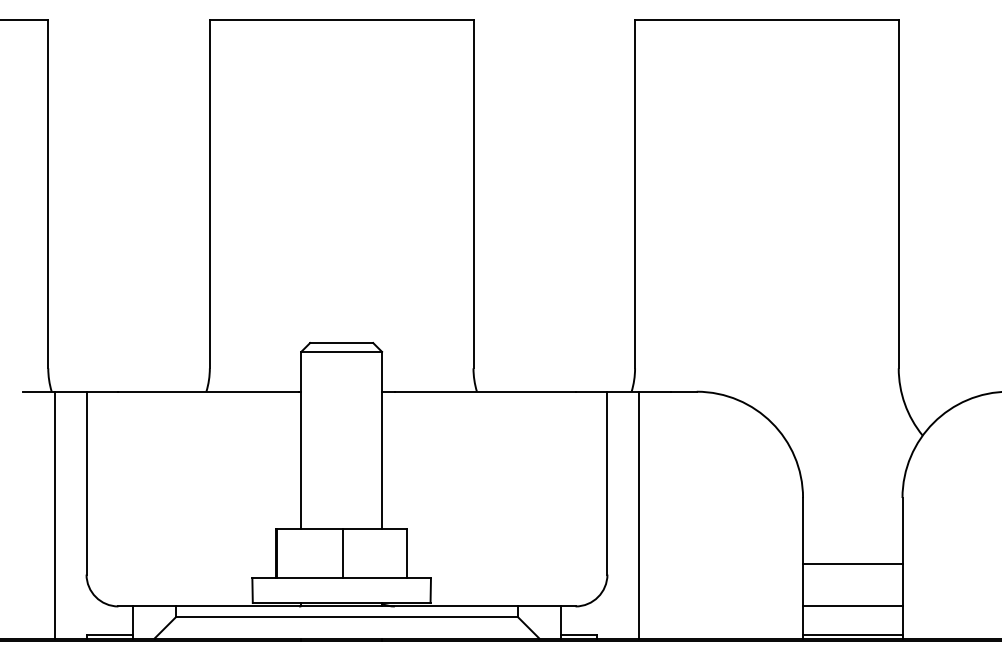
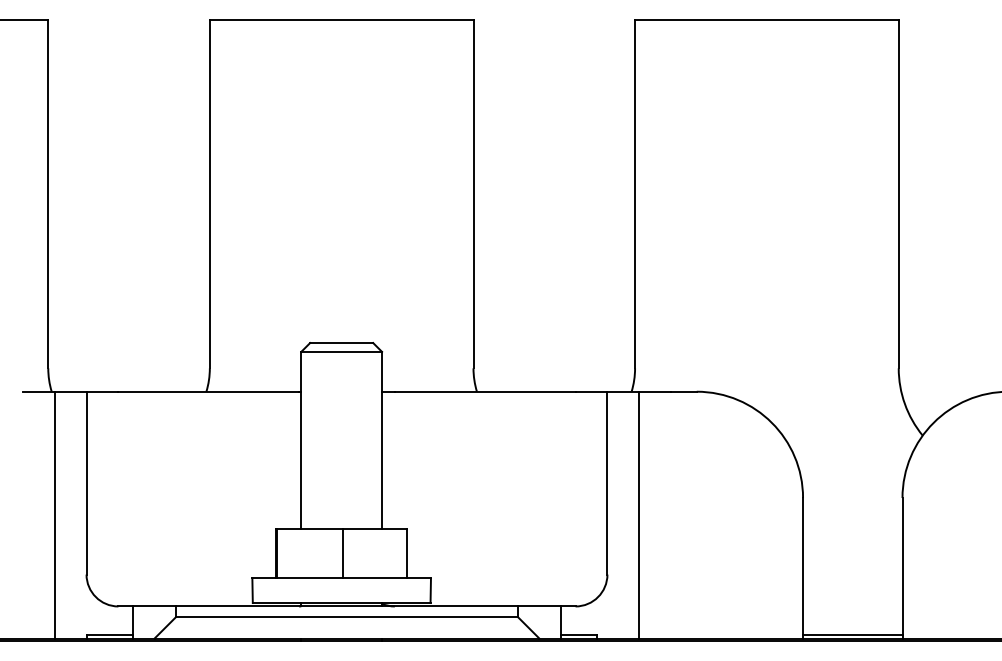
line: present -> none (852, 563)
line: present -> none (852, 606)
